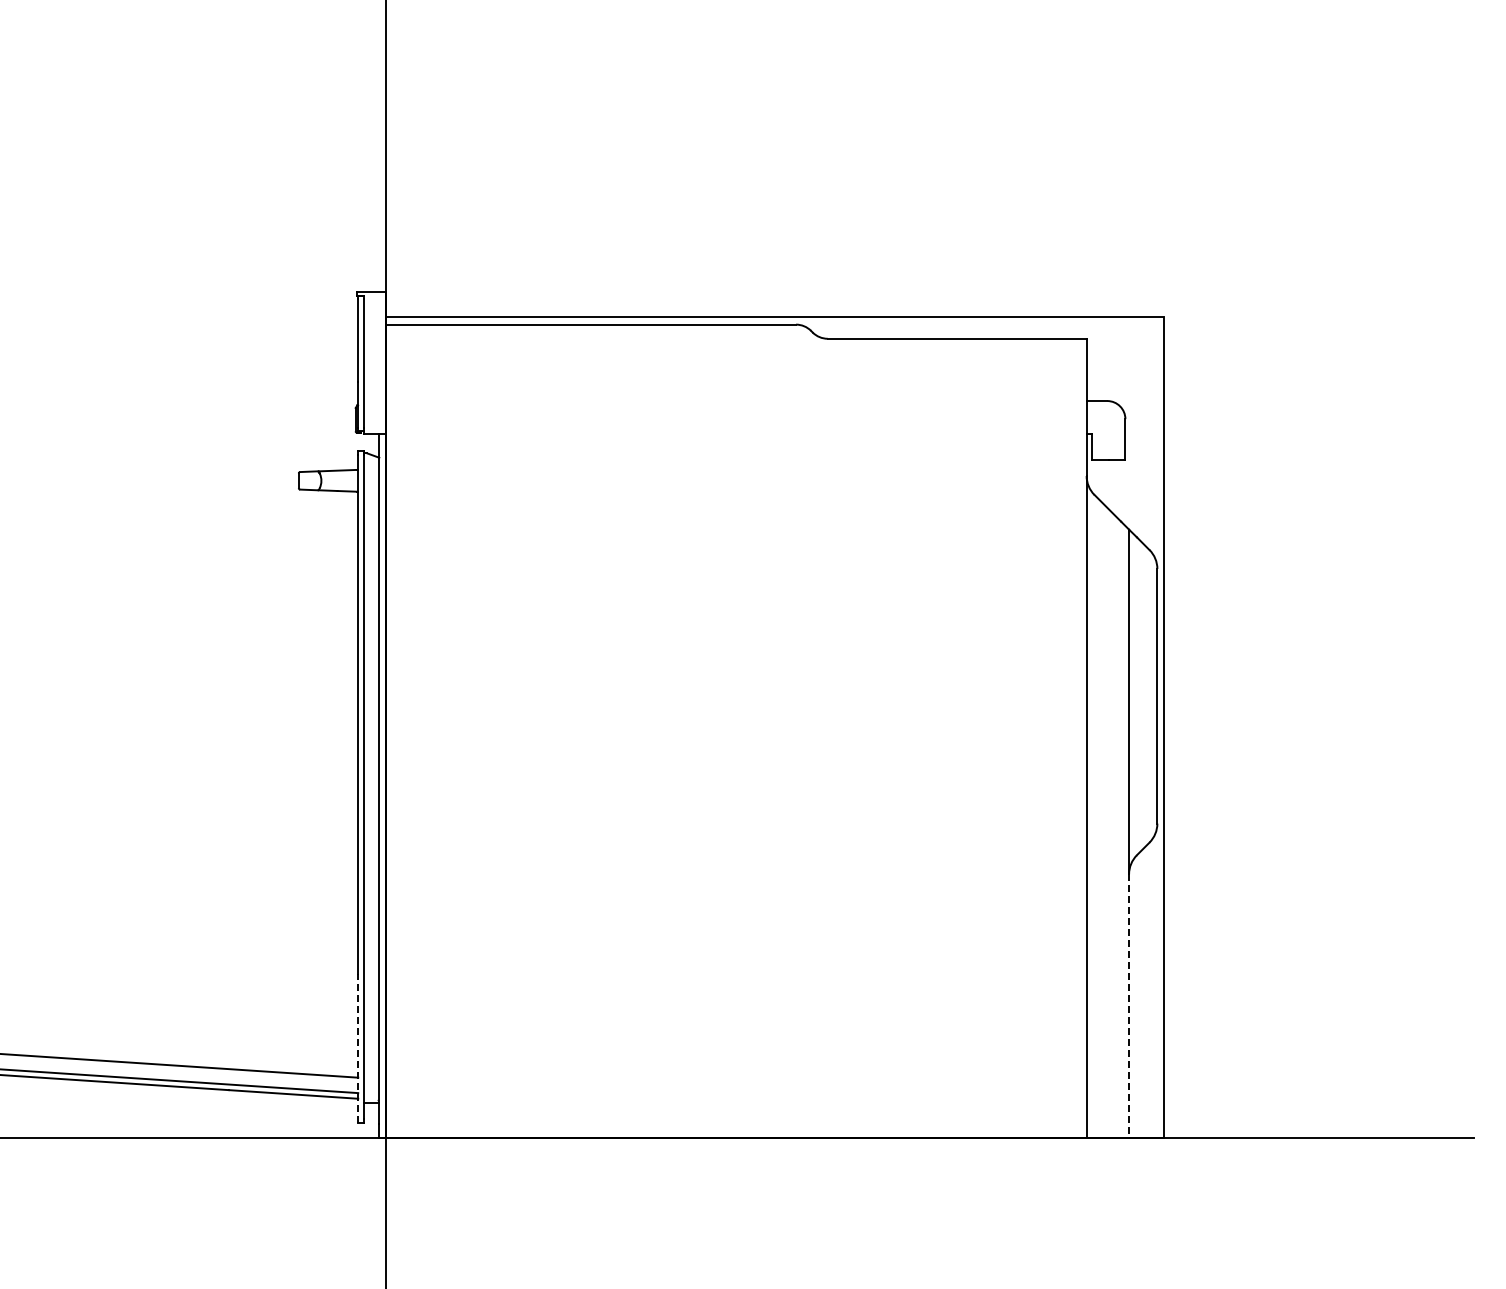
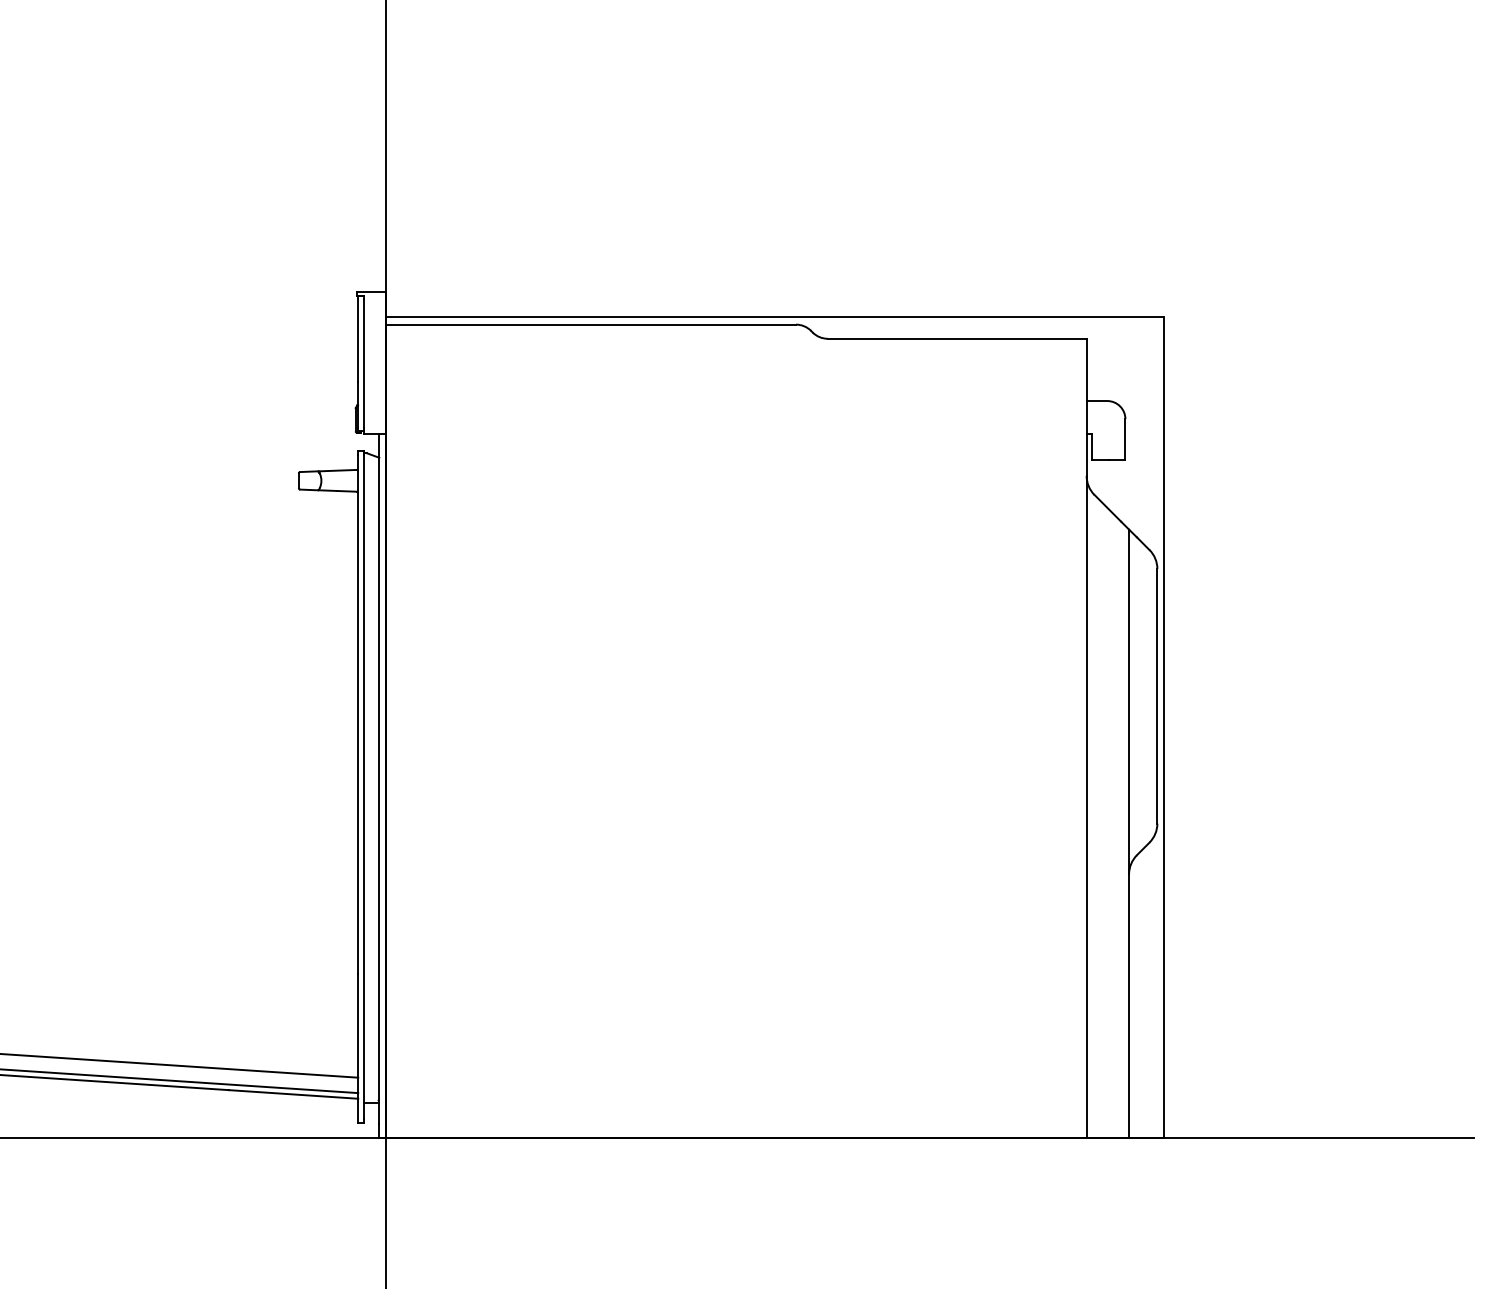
line: dashed -> solid (1129, 1005)
line: dashed -> solid (358, 1048)
